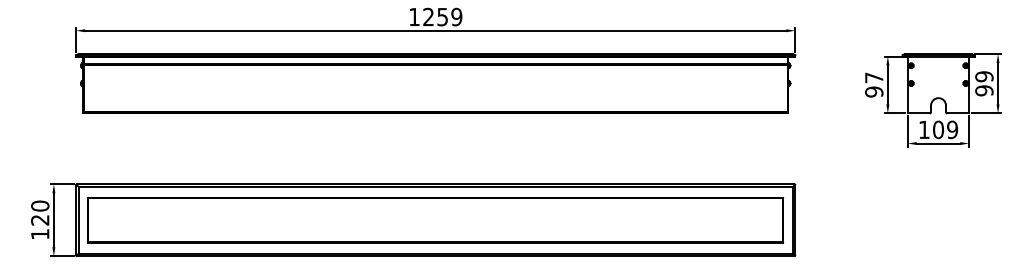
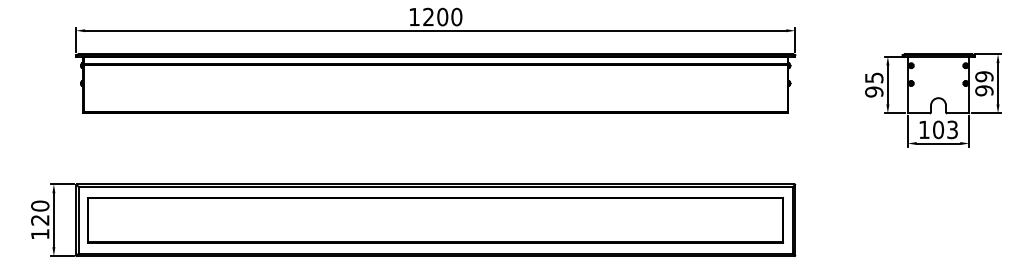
text: 1259 -> 1200 (449, 16)
text: 97 -> 95 (874, 77)
text: 109 -> 103 (952, 129)
